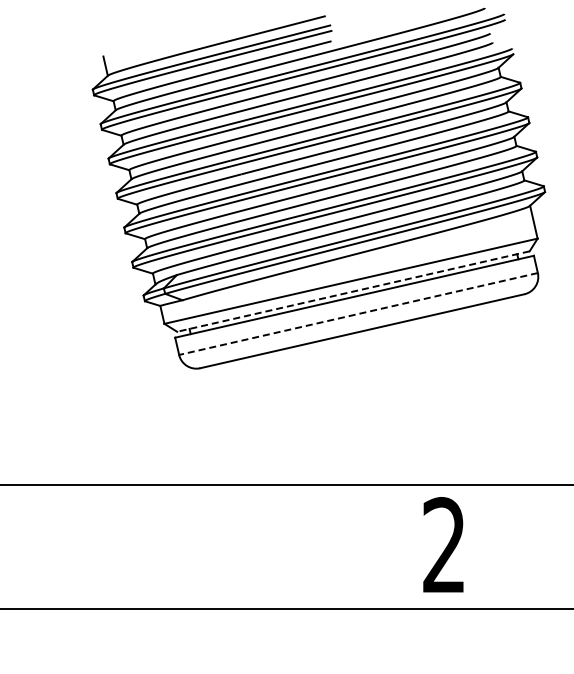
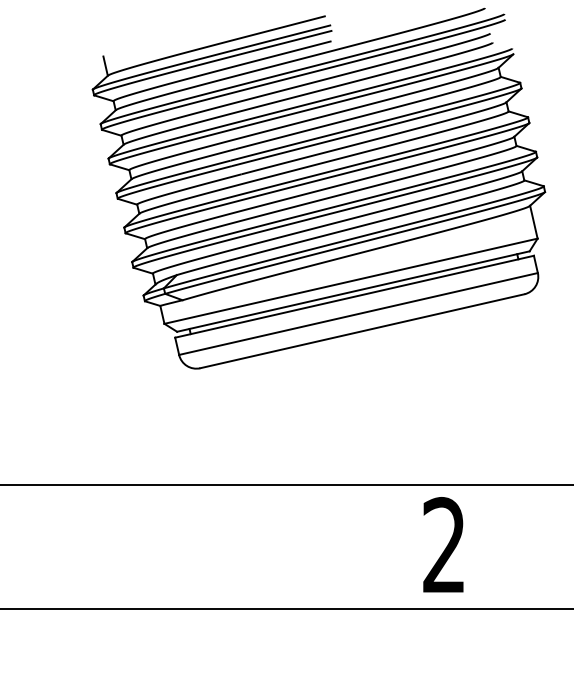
line: dashed -> solid (353, 291)
line: dashed -> solid (358, 313)
